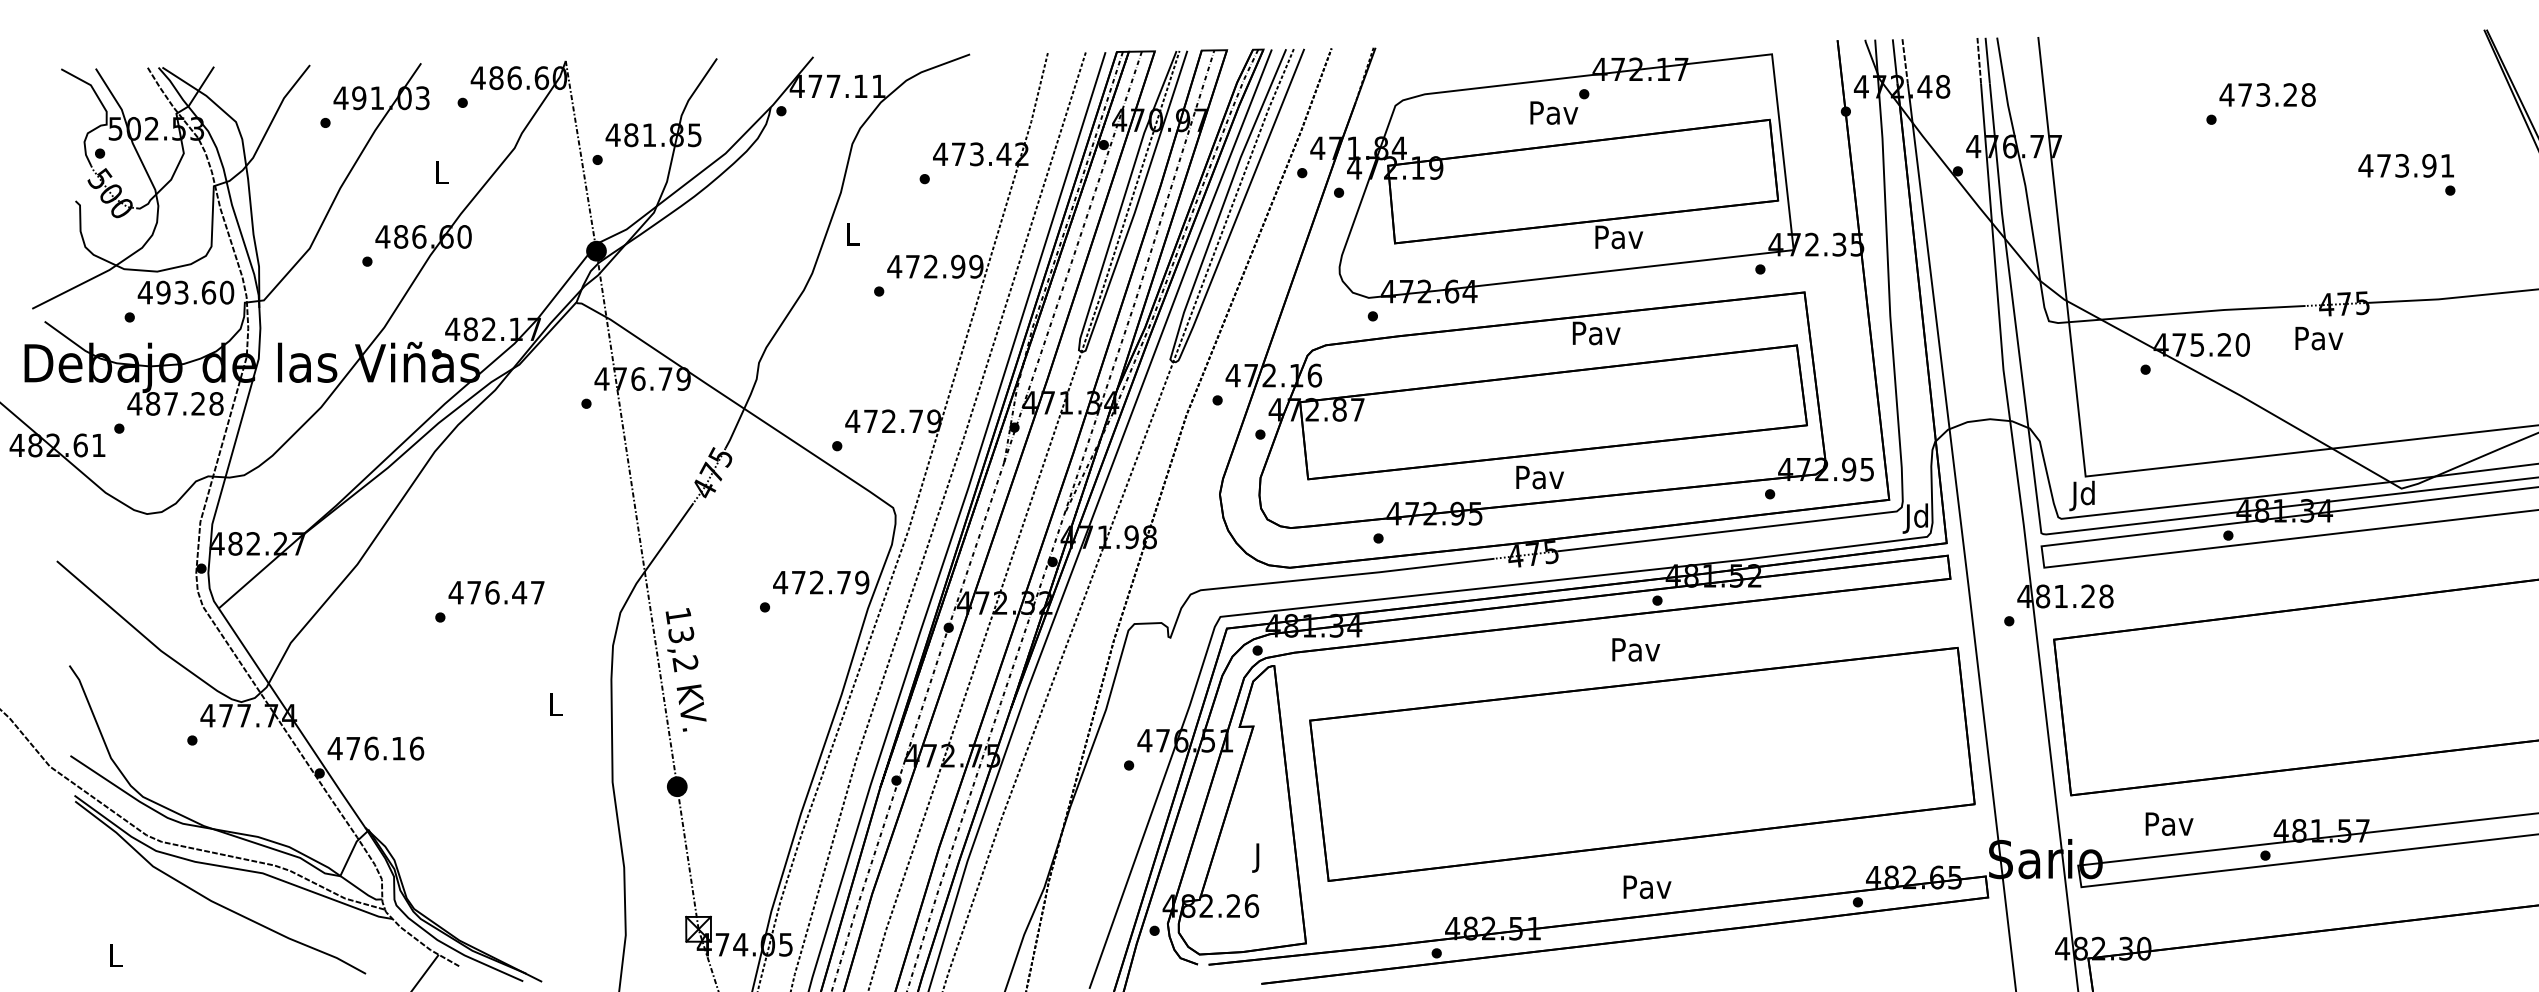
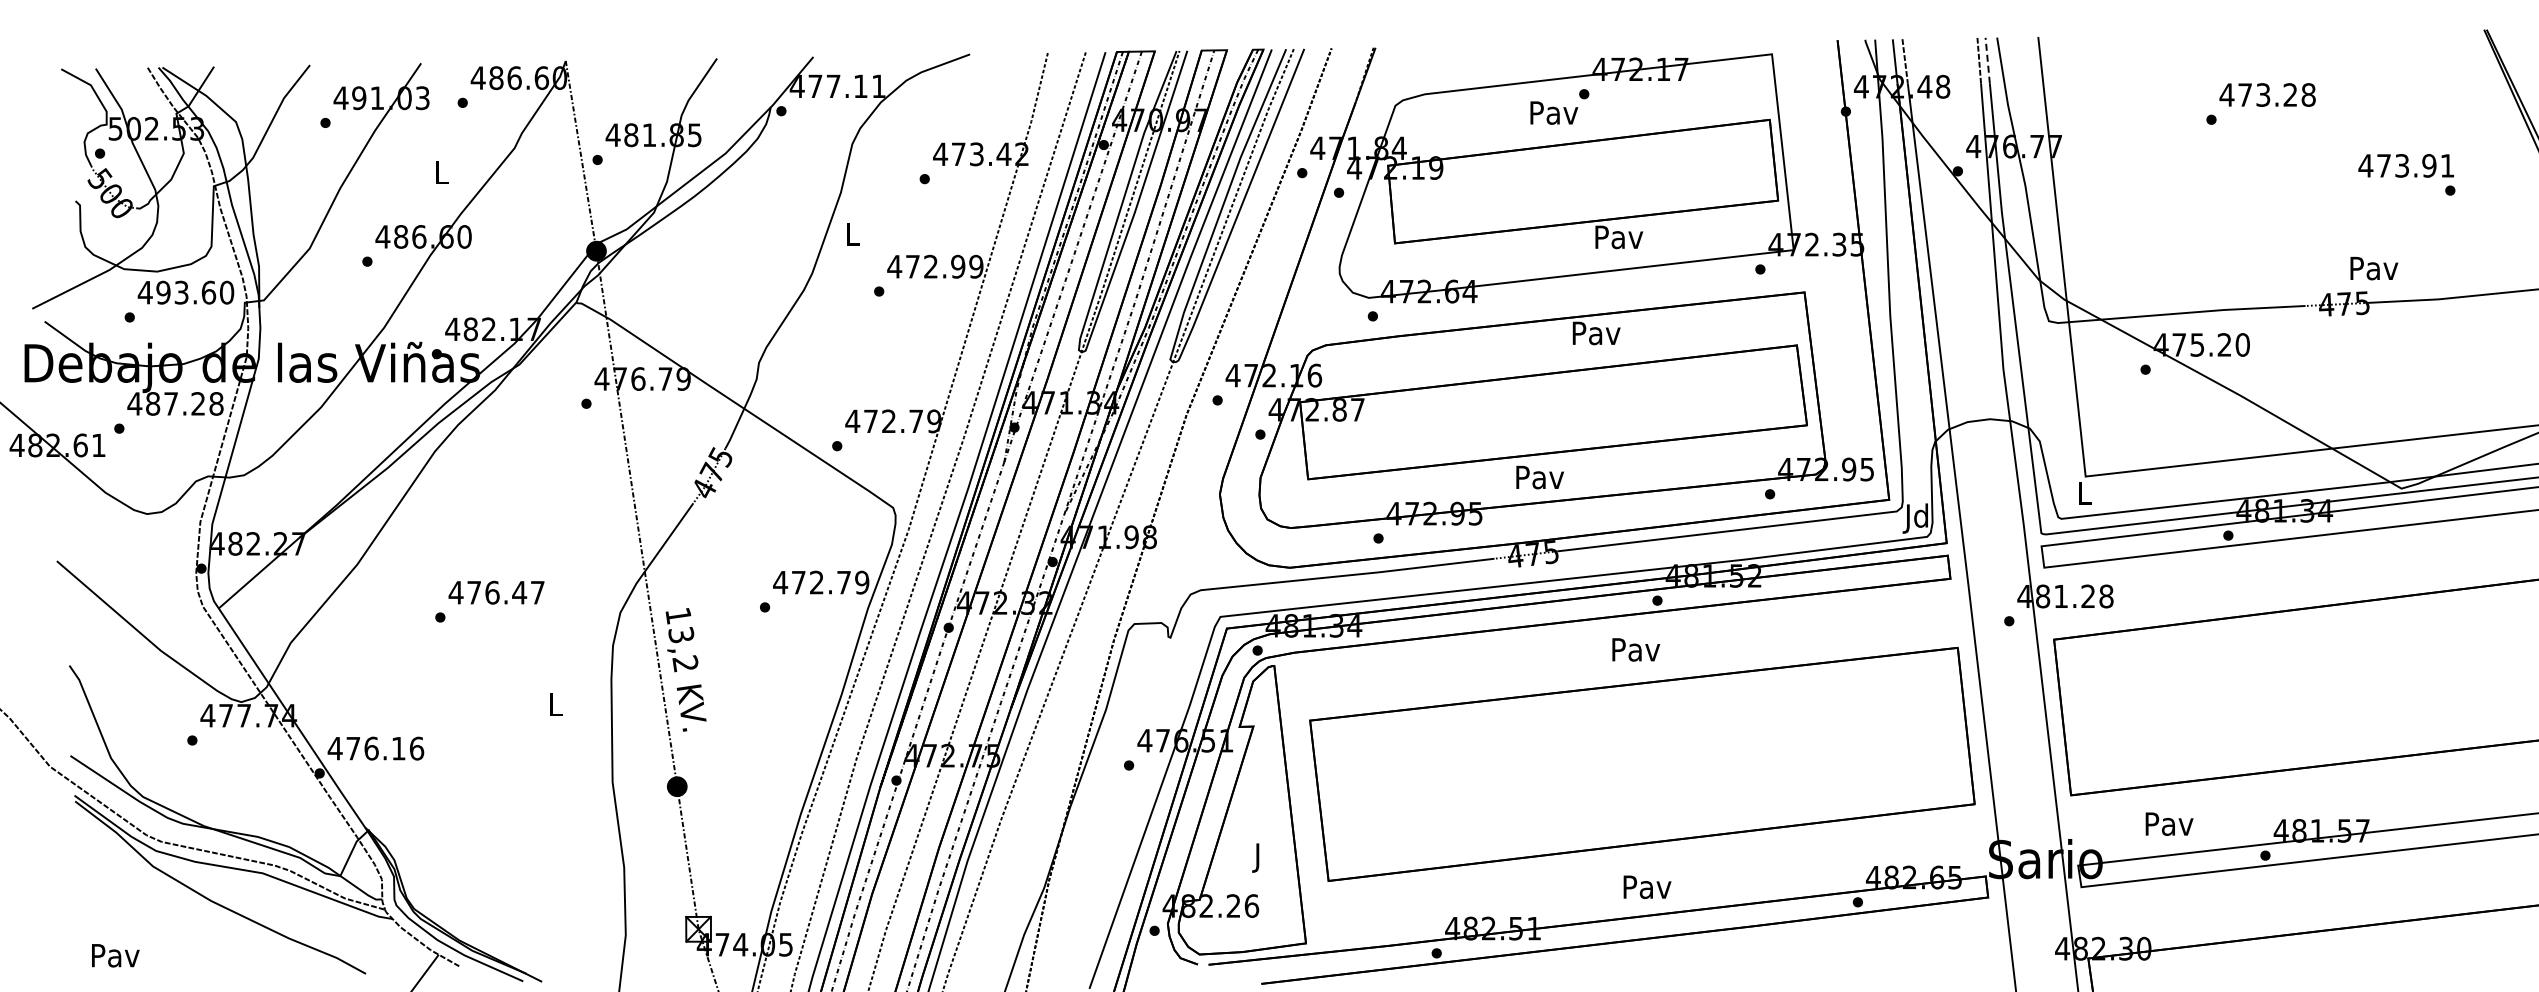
line: solid -> dashed (1987, 60)
text position: (2319, 338) -> (2374, 268) (2374, 268)
text: Jd -> L (2081, 495)
text: L -> Pav (115, 955)
